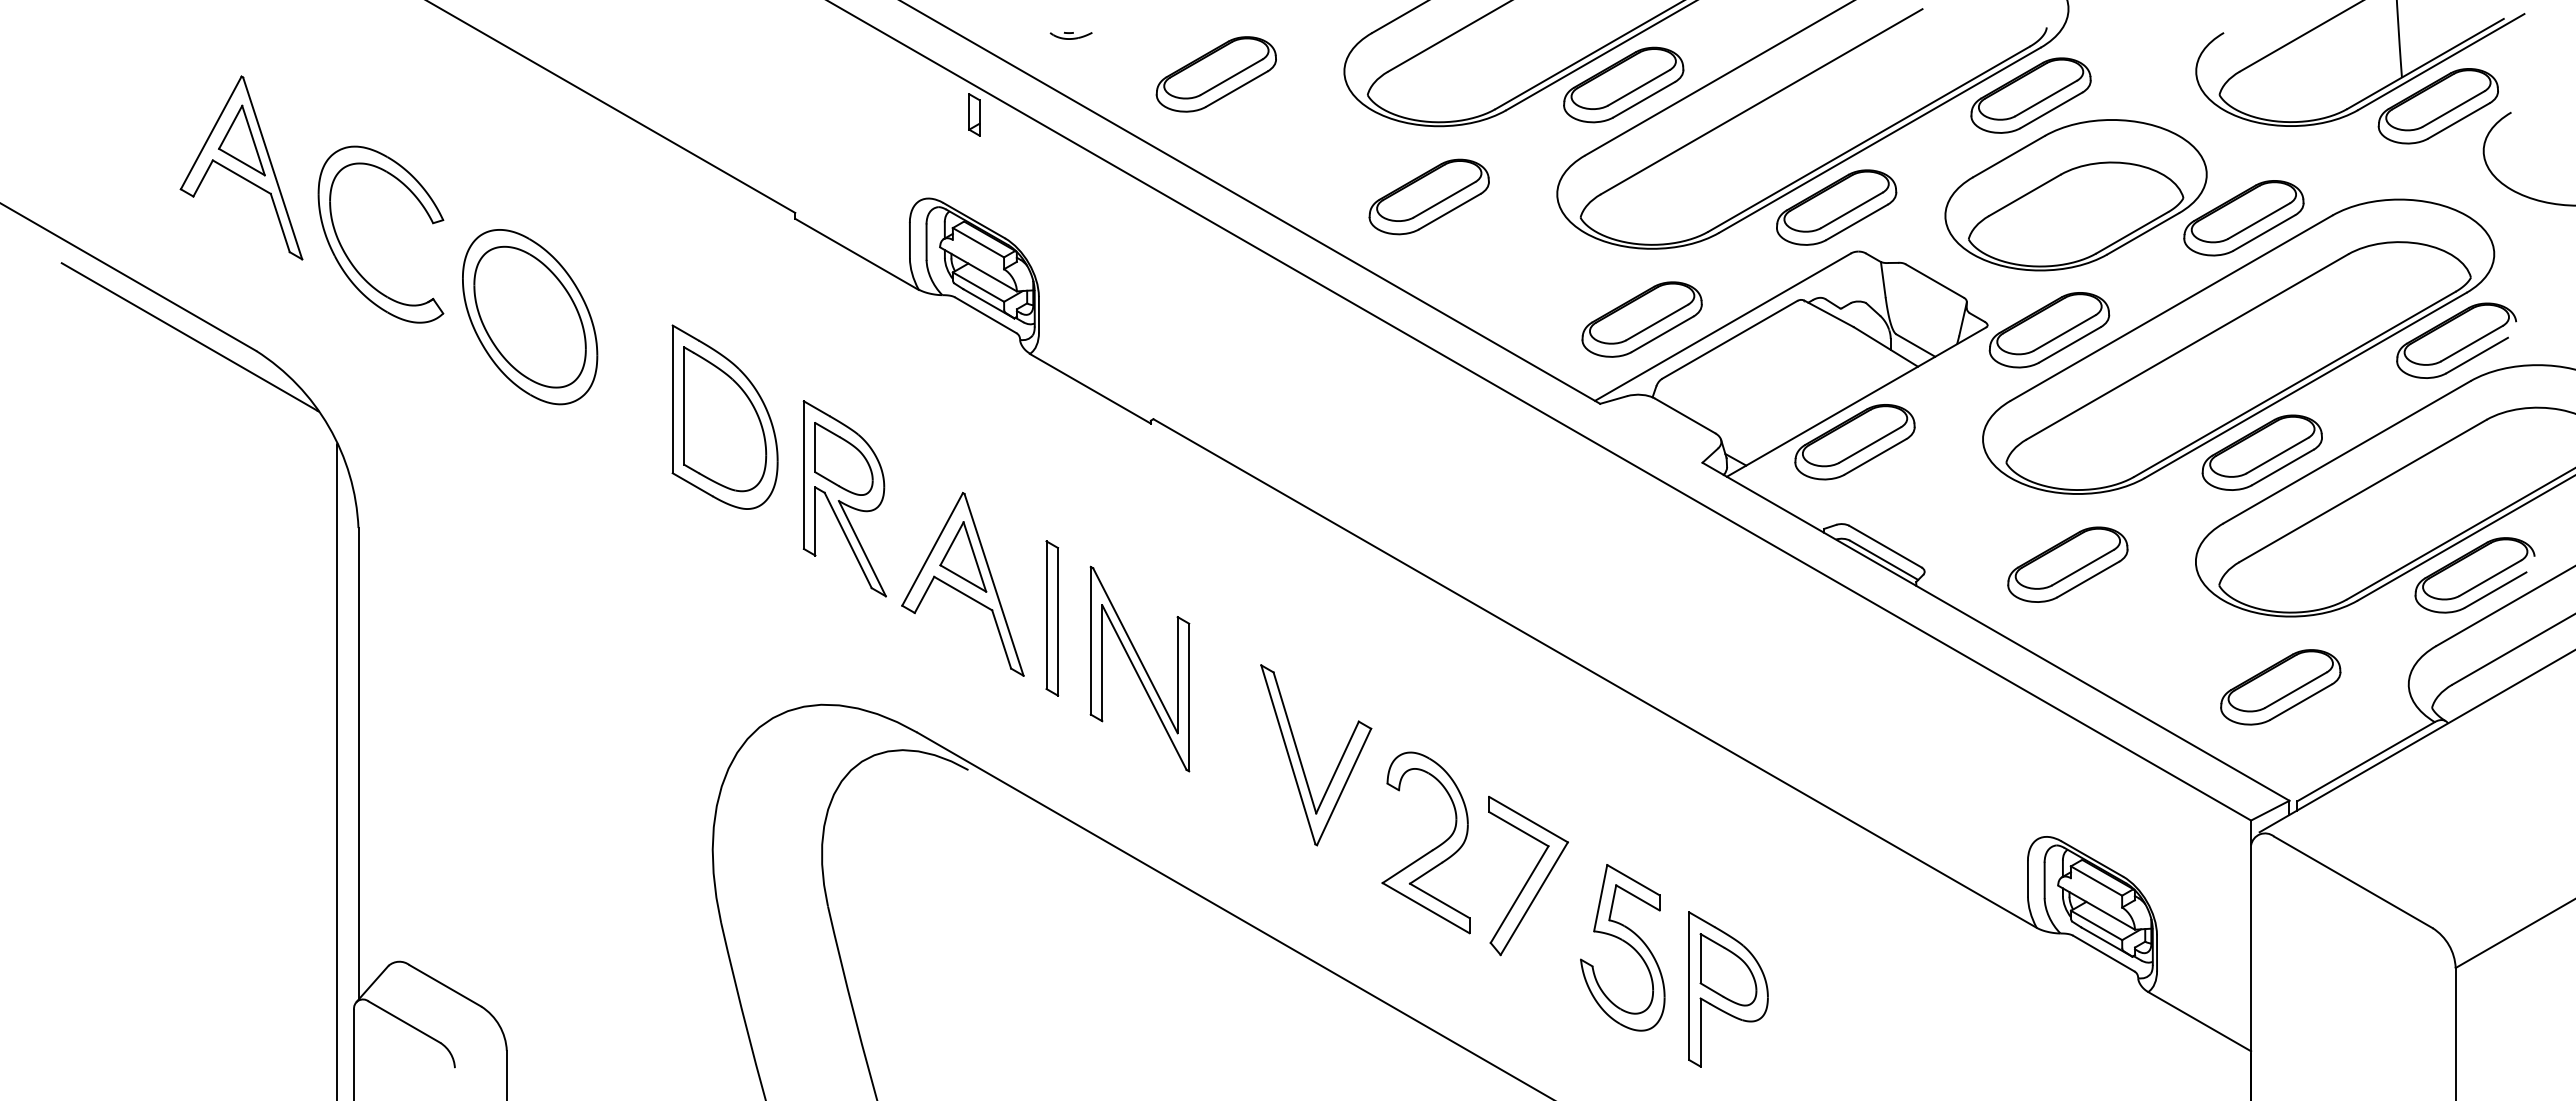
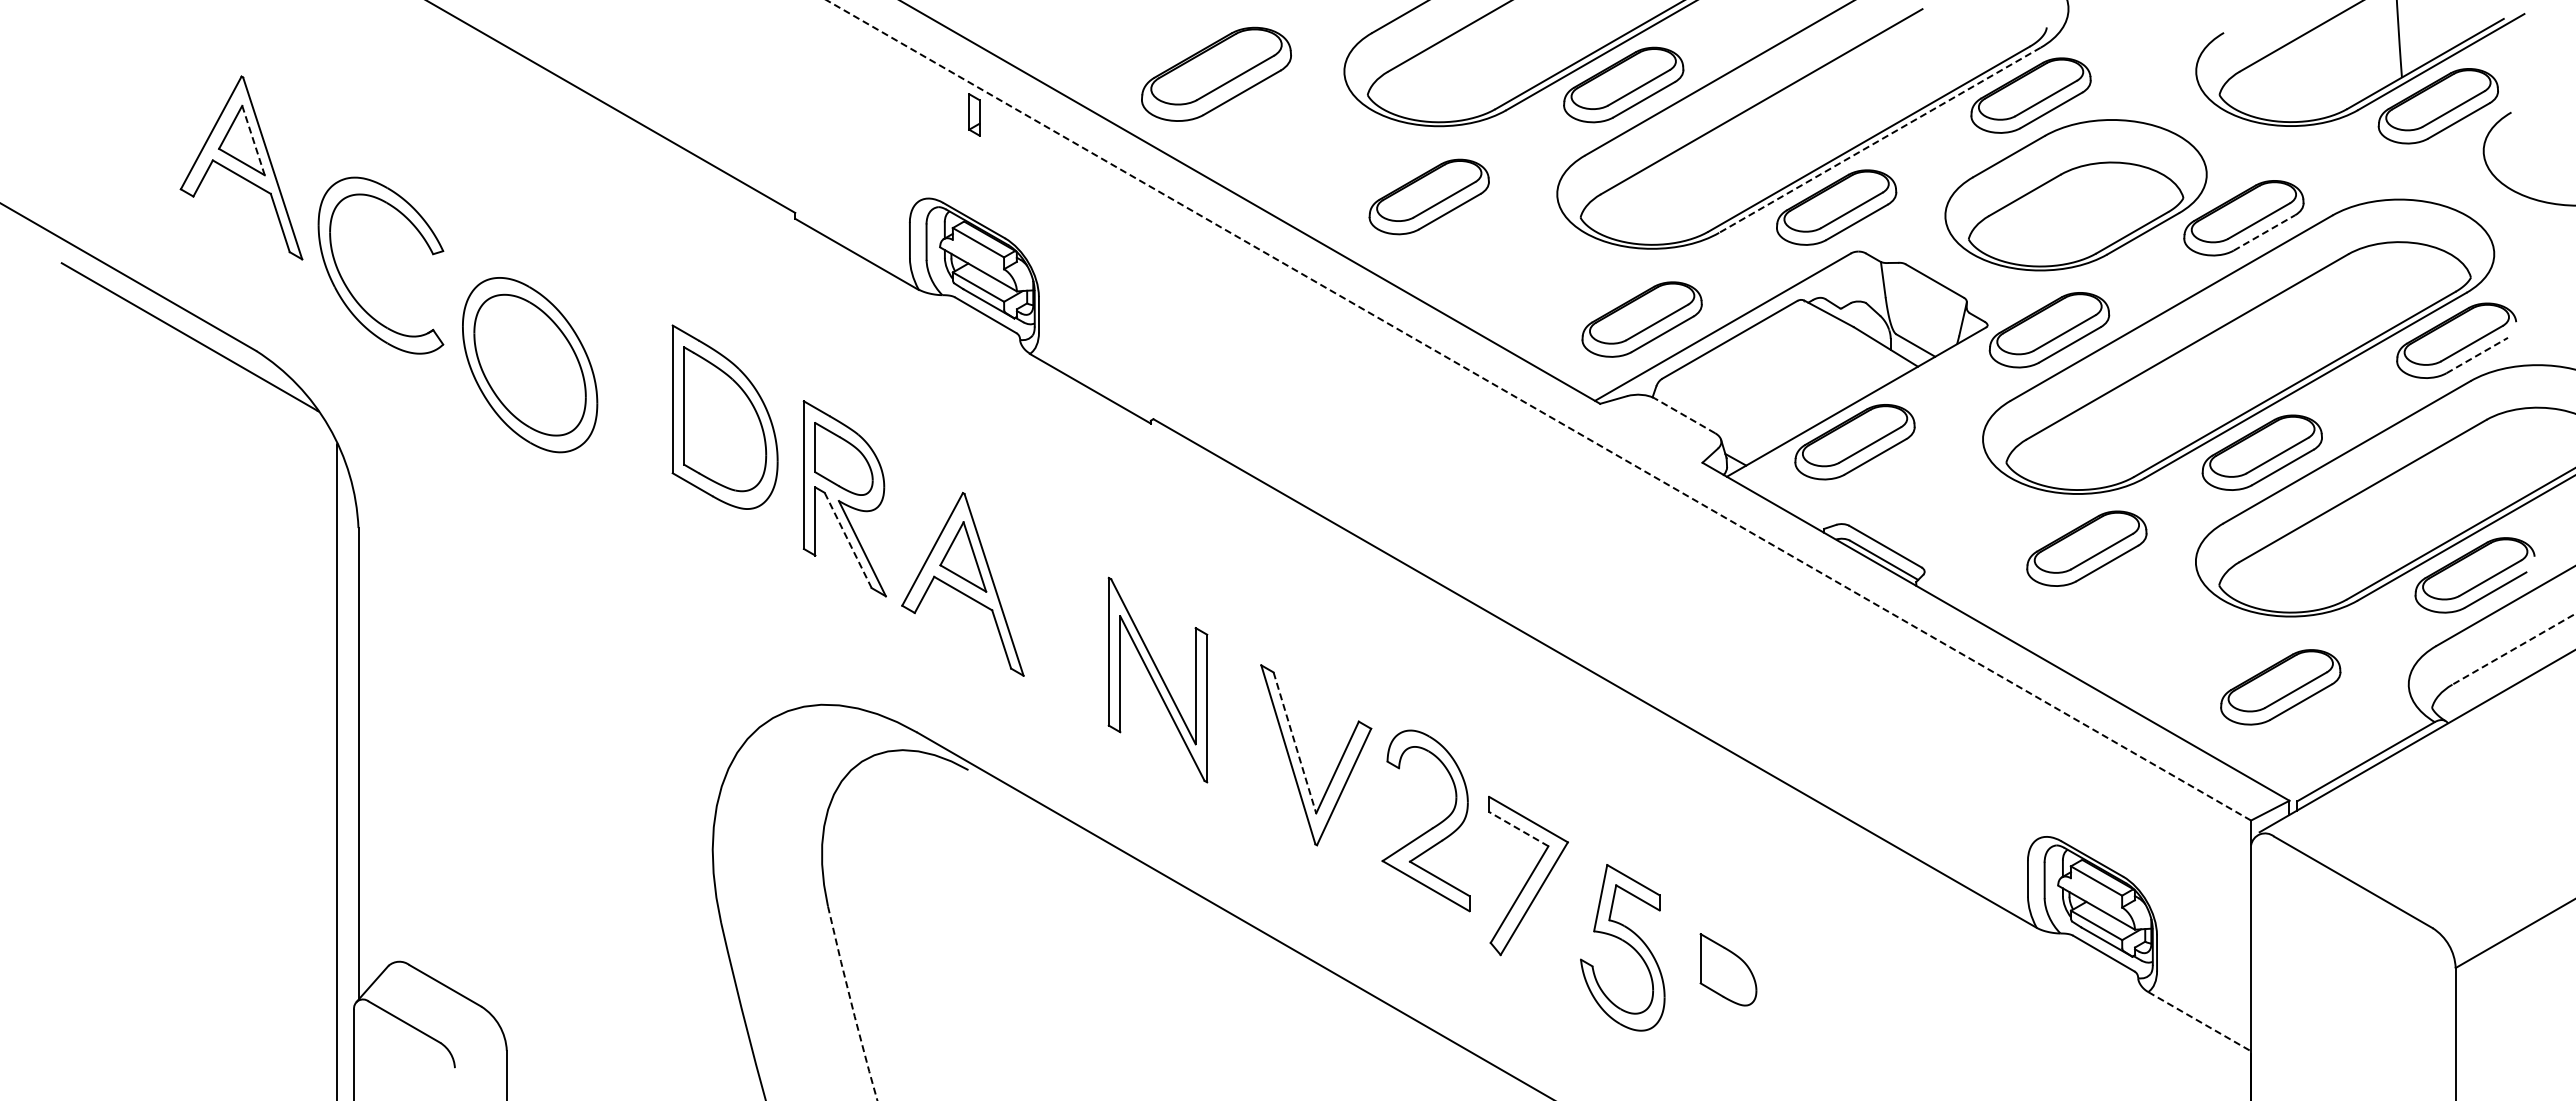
part: present -> none (1070, 35)
part size: 122x77 px -> 151x96 px (1216, 73)
line: solid -> dashed (253, 140)
line: solid -> dashed (1879, 140)
line: solid -> dashed (2264, 232)
part position: (345, 251) -> (345, 282) (345, 282)
part position: (530, 317) -> (530, 365) (530, 365)
line: solid -> dashed (2477, 355)
line: solid -> dashed (1538, 410)
line: solid -> dashed (1685, 415)
line: solid -> dashed (847, 540)
part position: (2067, 564) -> (2086, 548) (2086, 548)
part: present -> none (1052, 618)
line: solid -> dashed (2513, 649)
part position: (1139, 668) -> (1157, 679) (1157, 679)
line: solid -> dashed (1294, 742)
line: solid -> dashed (1518, 828)
part position: (1431, 849) -> (1431, 827) (1431, 827)
part: present -> none (1728, 989)
arc: solid -> dashed (851, 1004)
line: solid -> dashed (2200, 1021)
